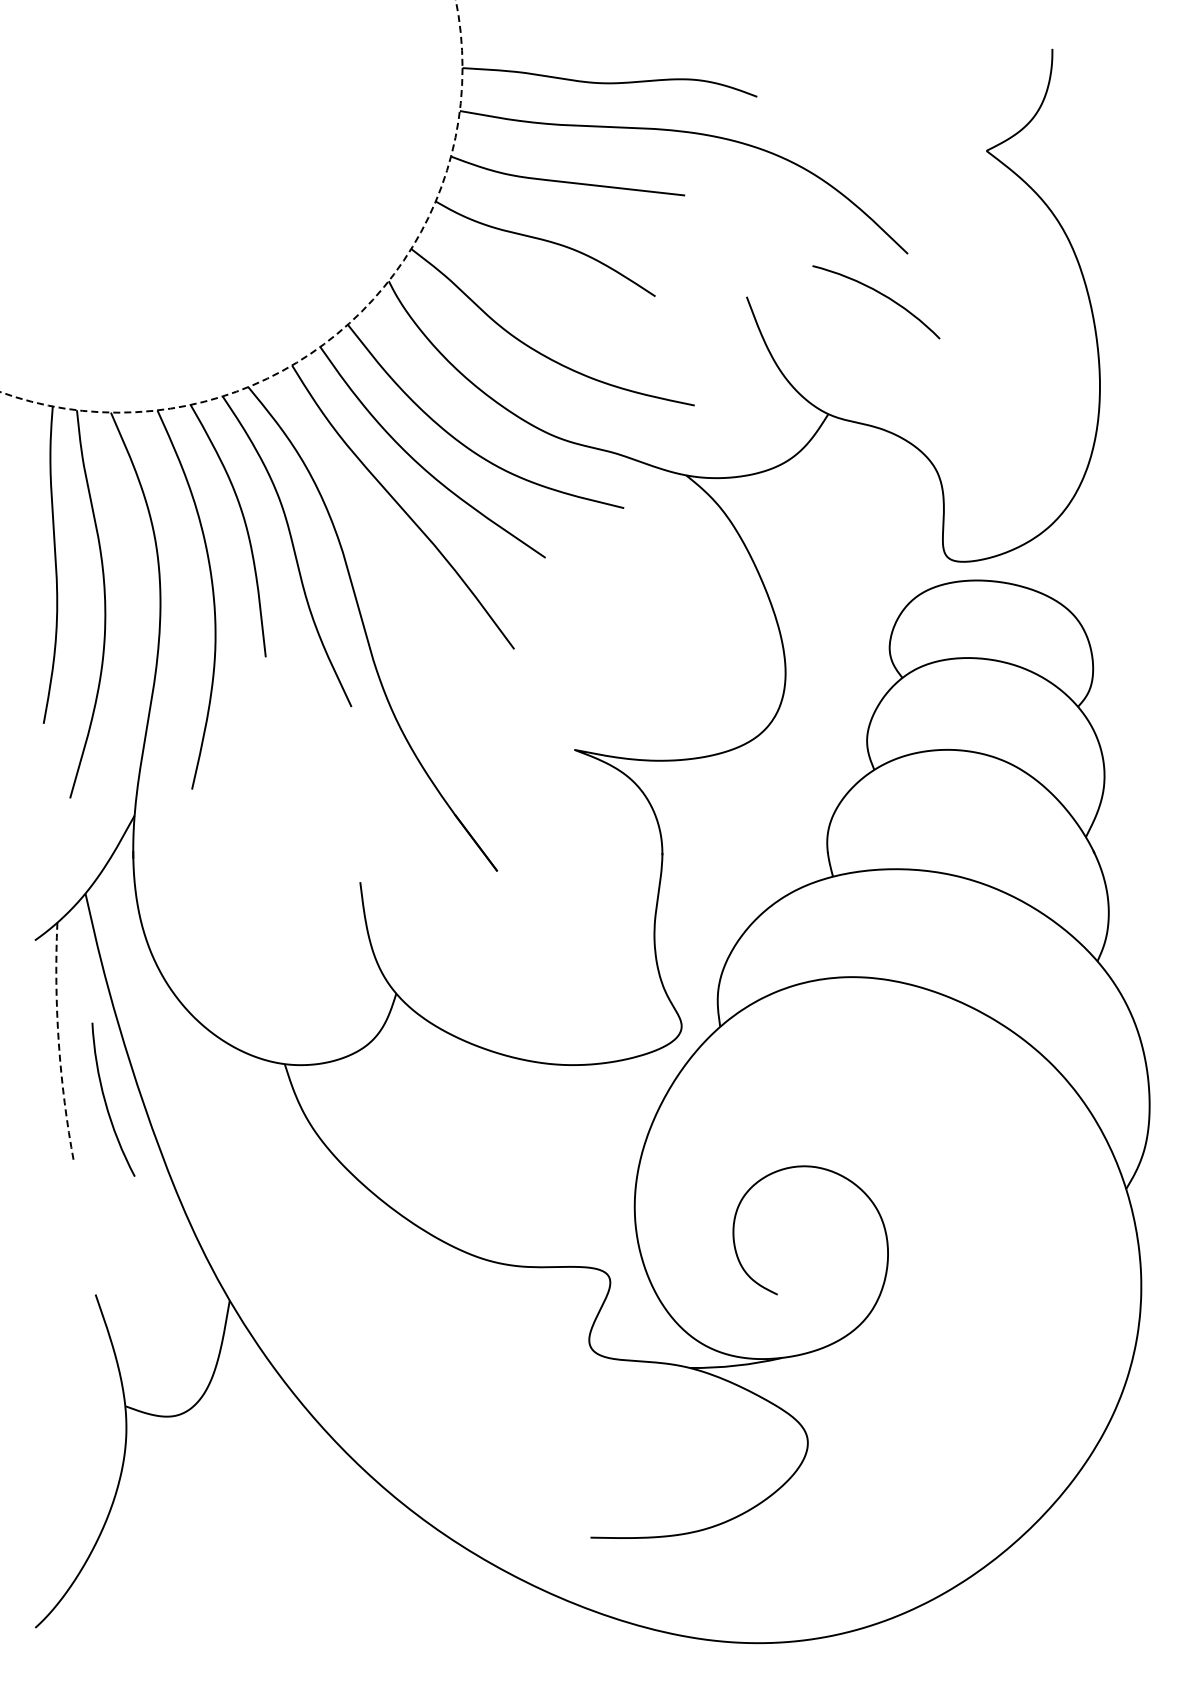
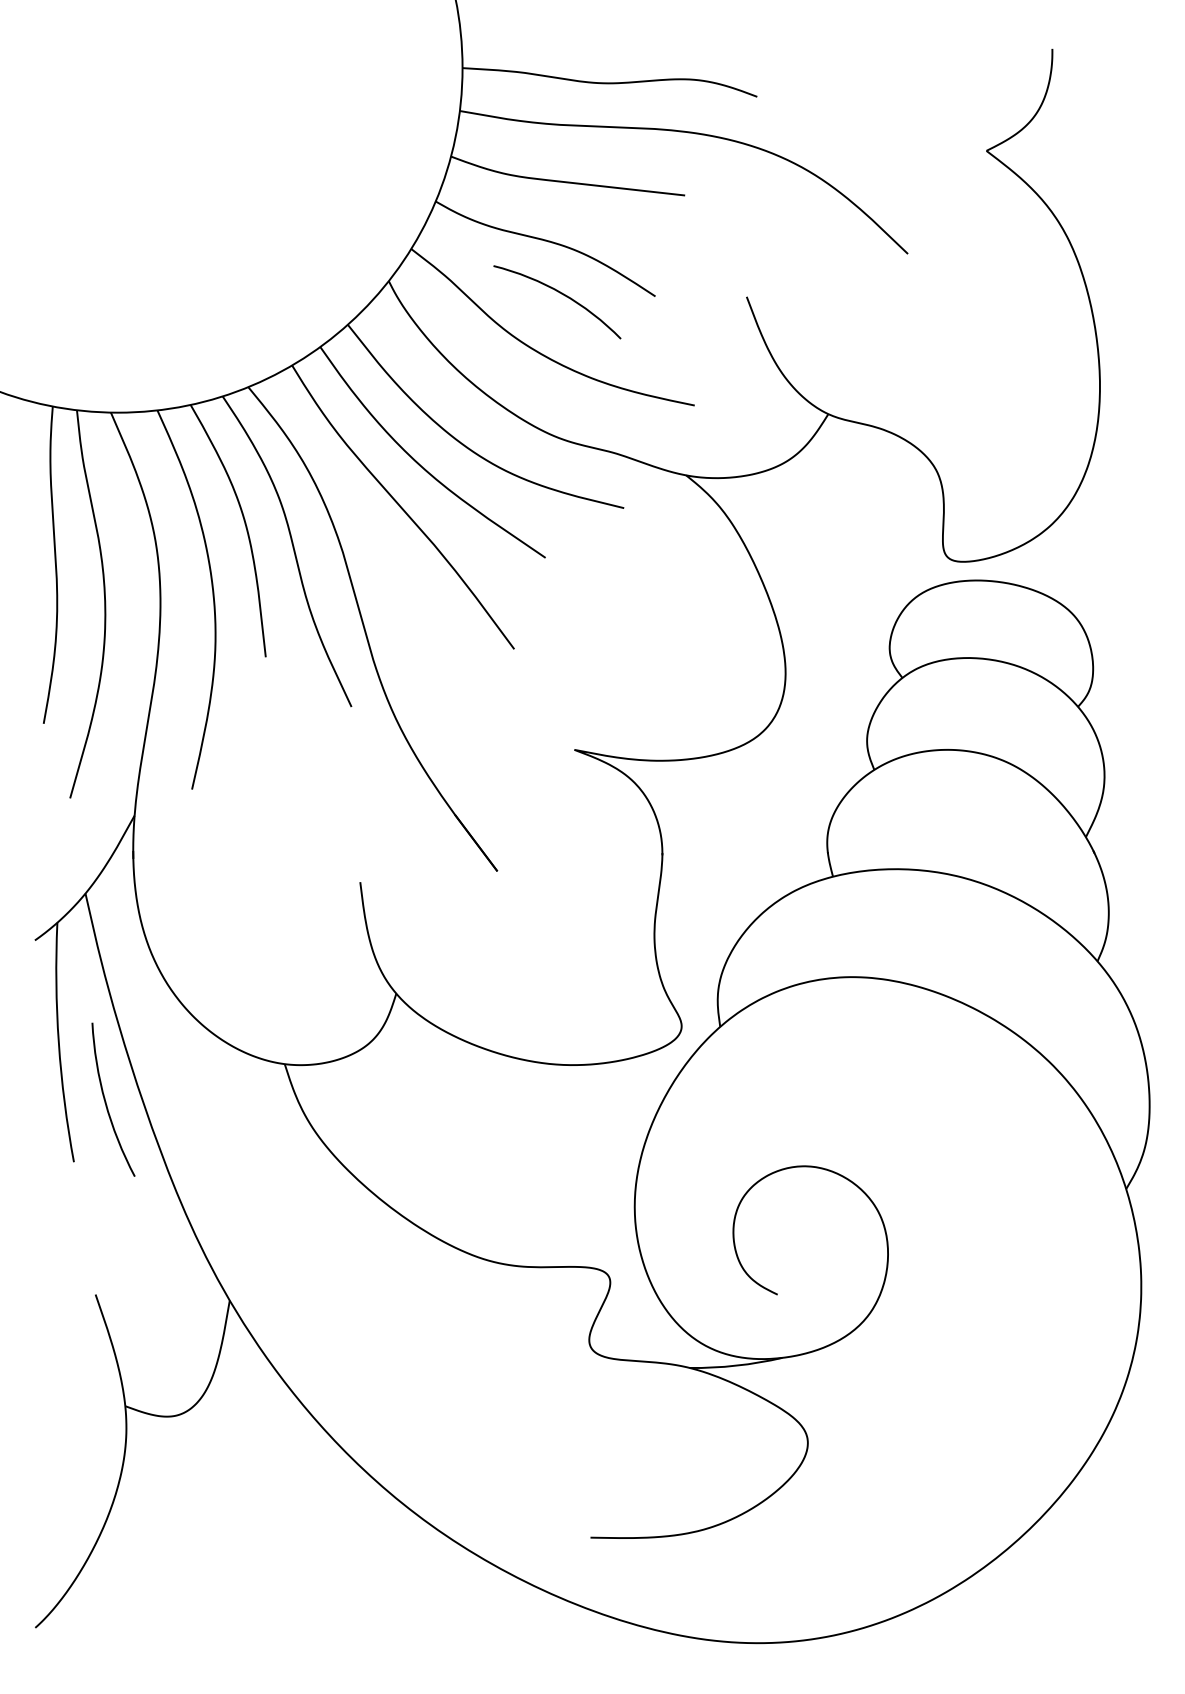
circle: dashed -> solid (231, 206)
arc position: (880, 294) -> (561, 294) (561, 294)
arc: dashed -> solid (58, 1042)
